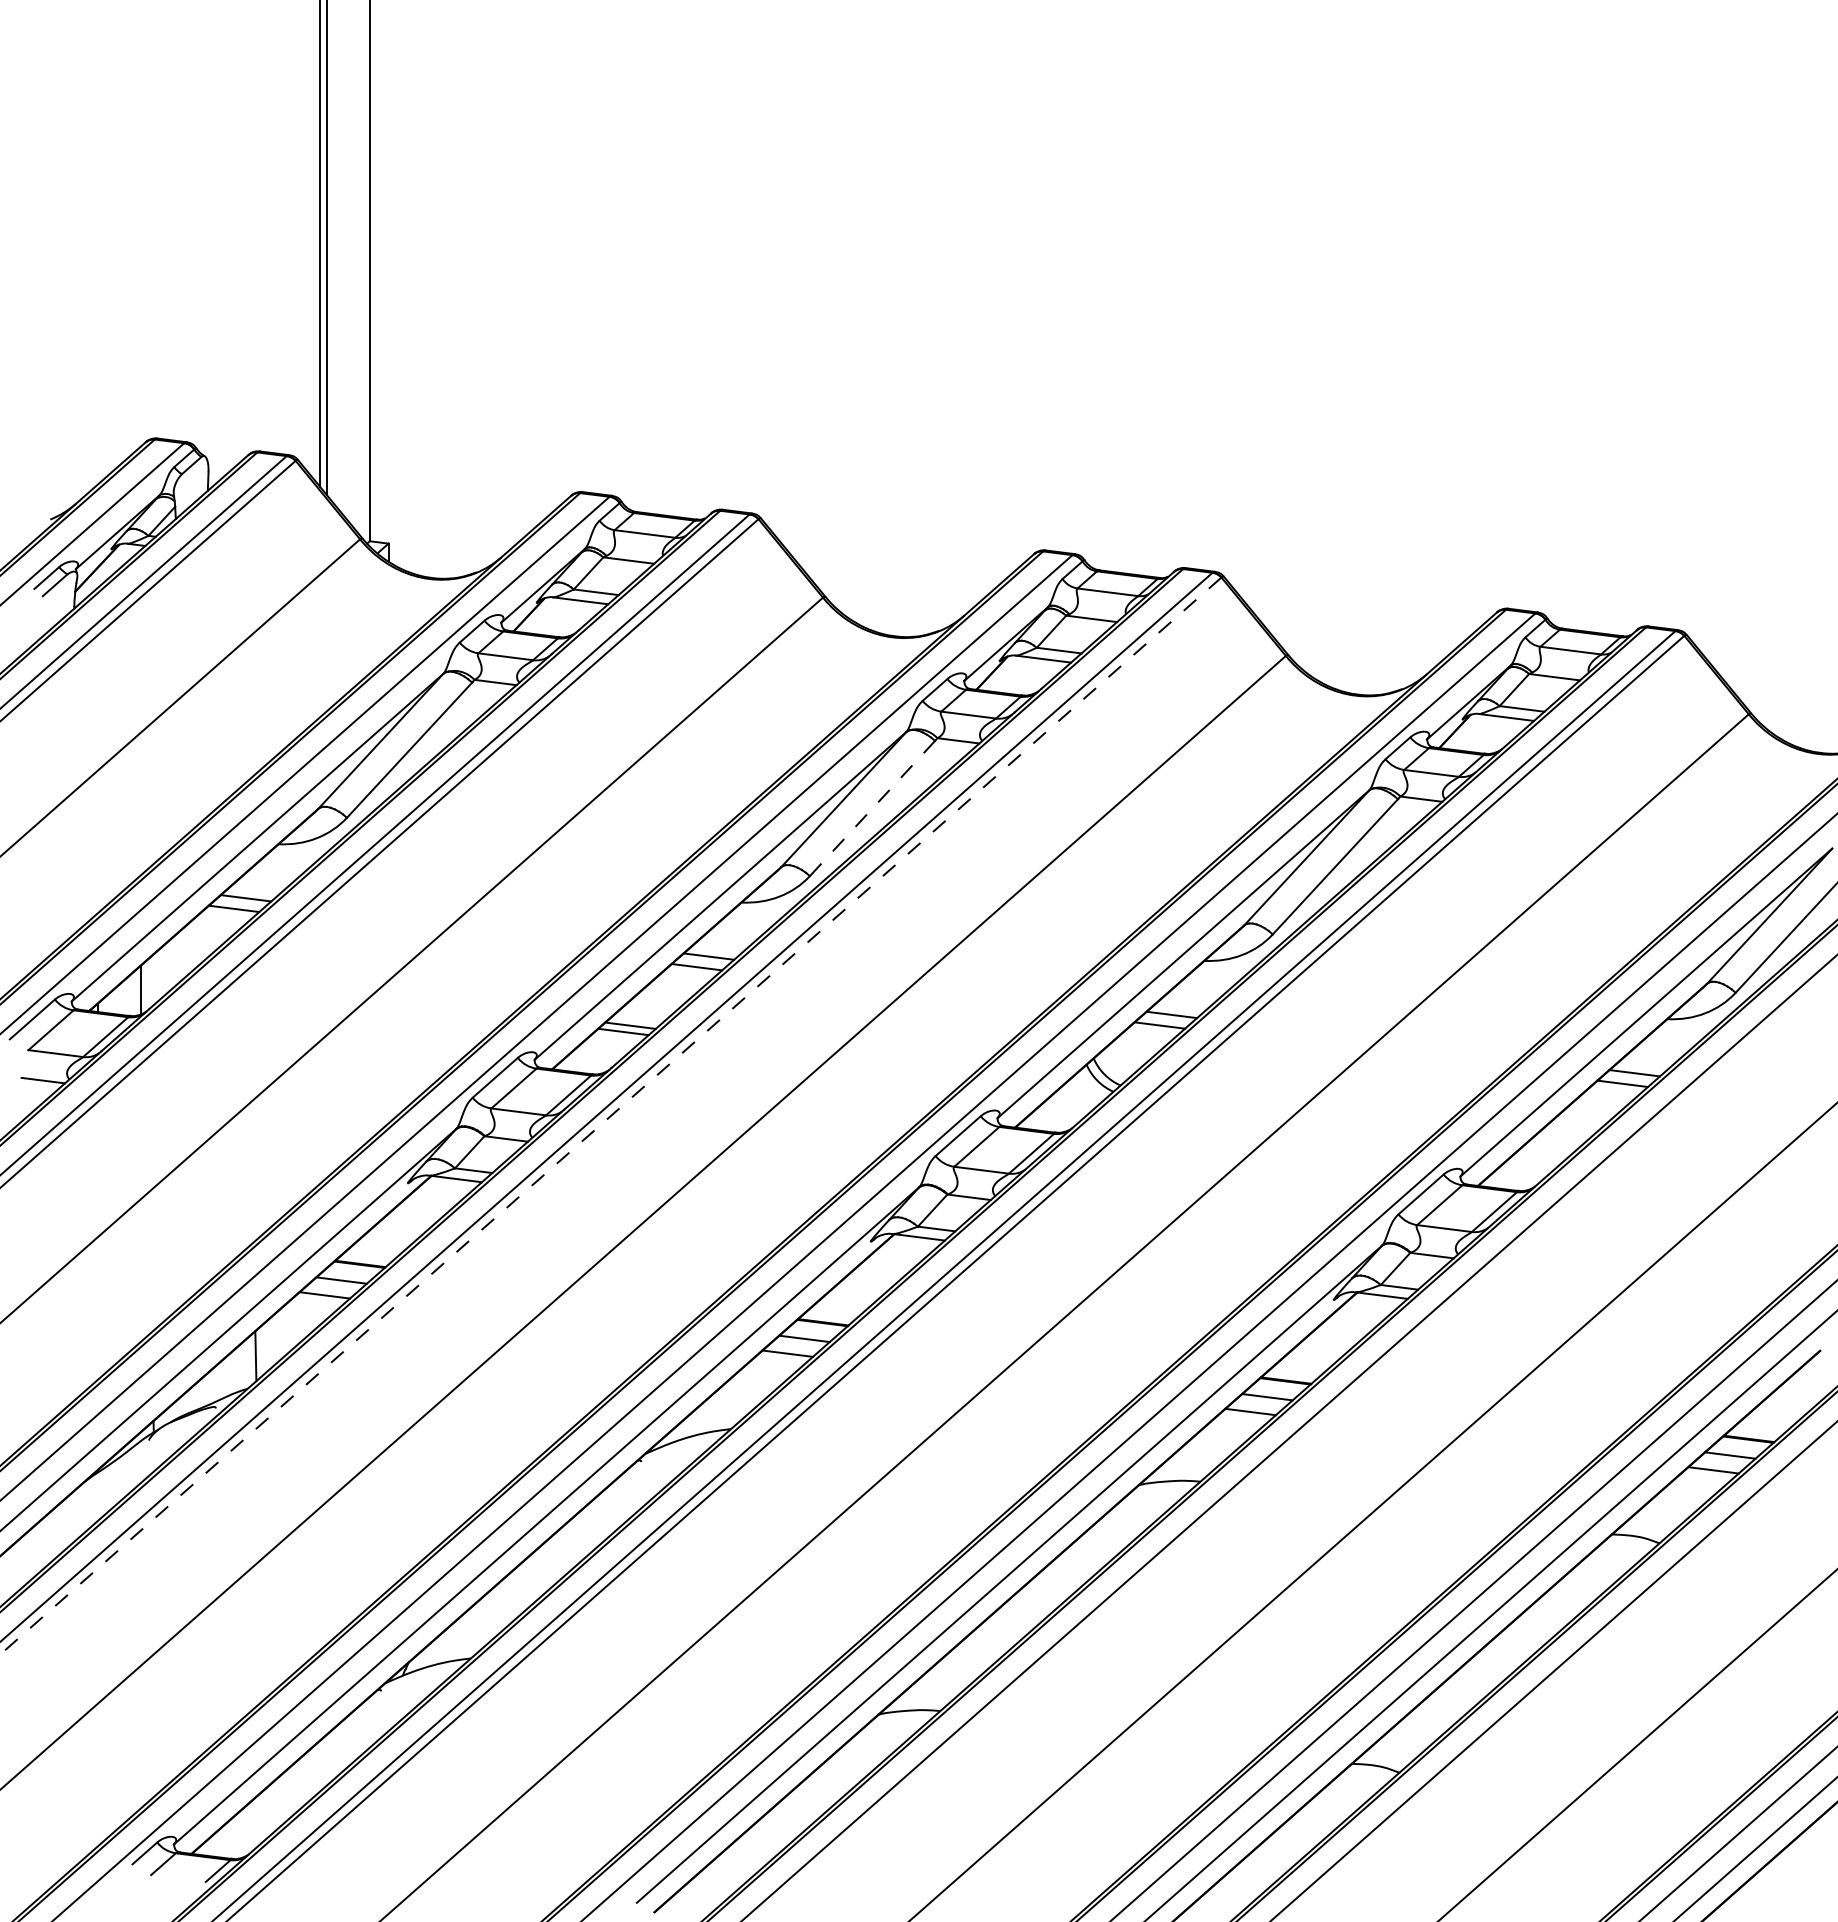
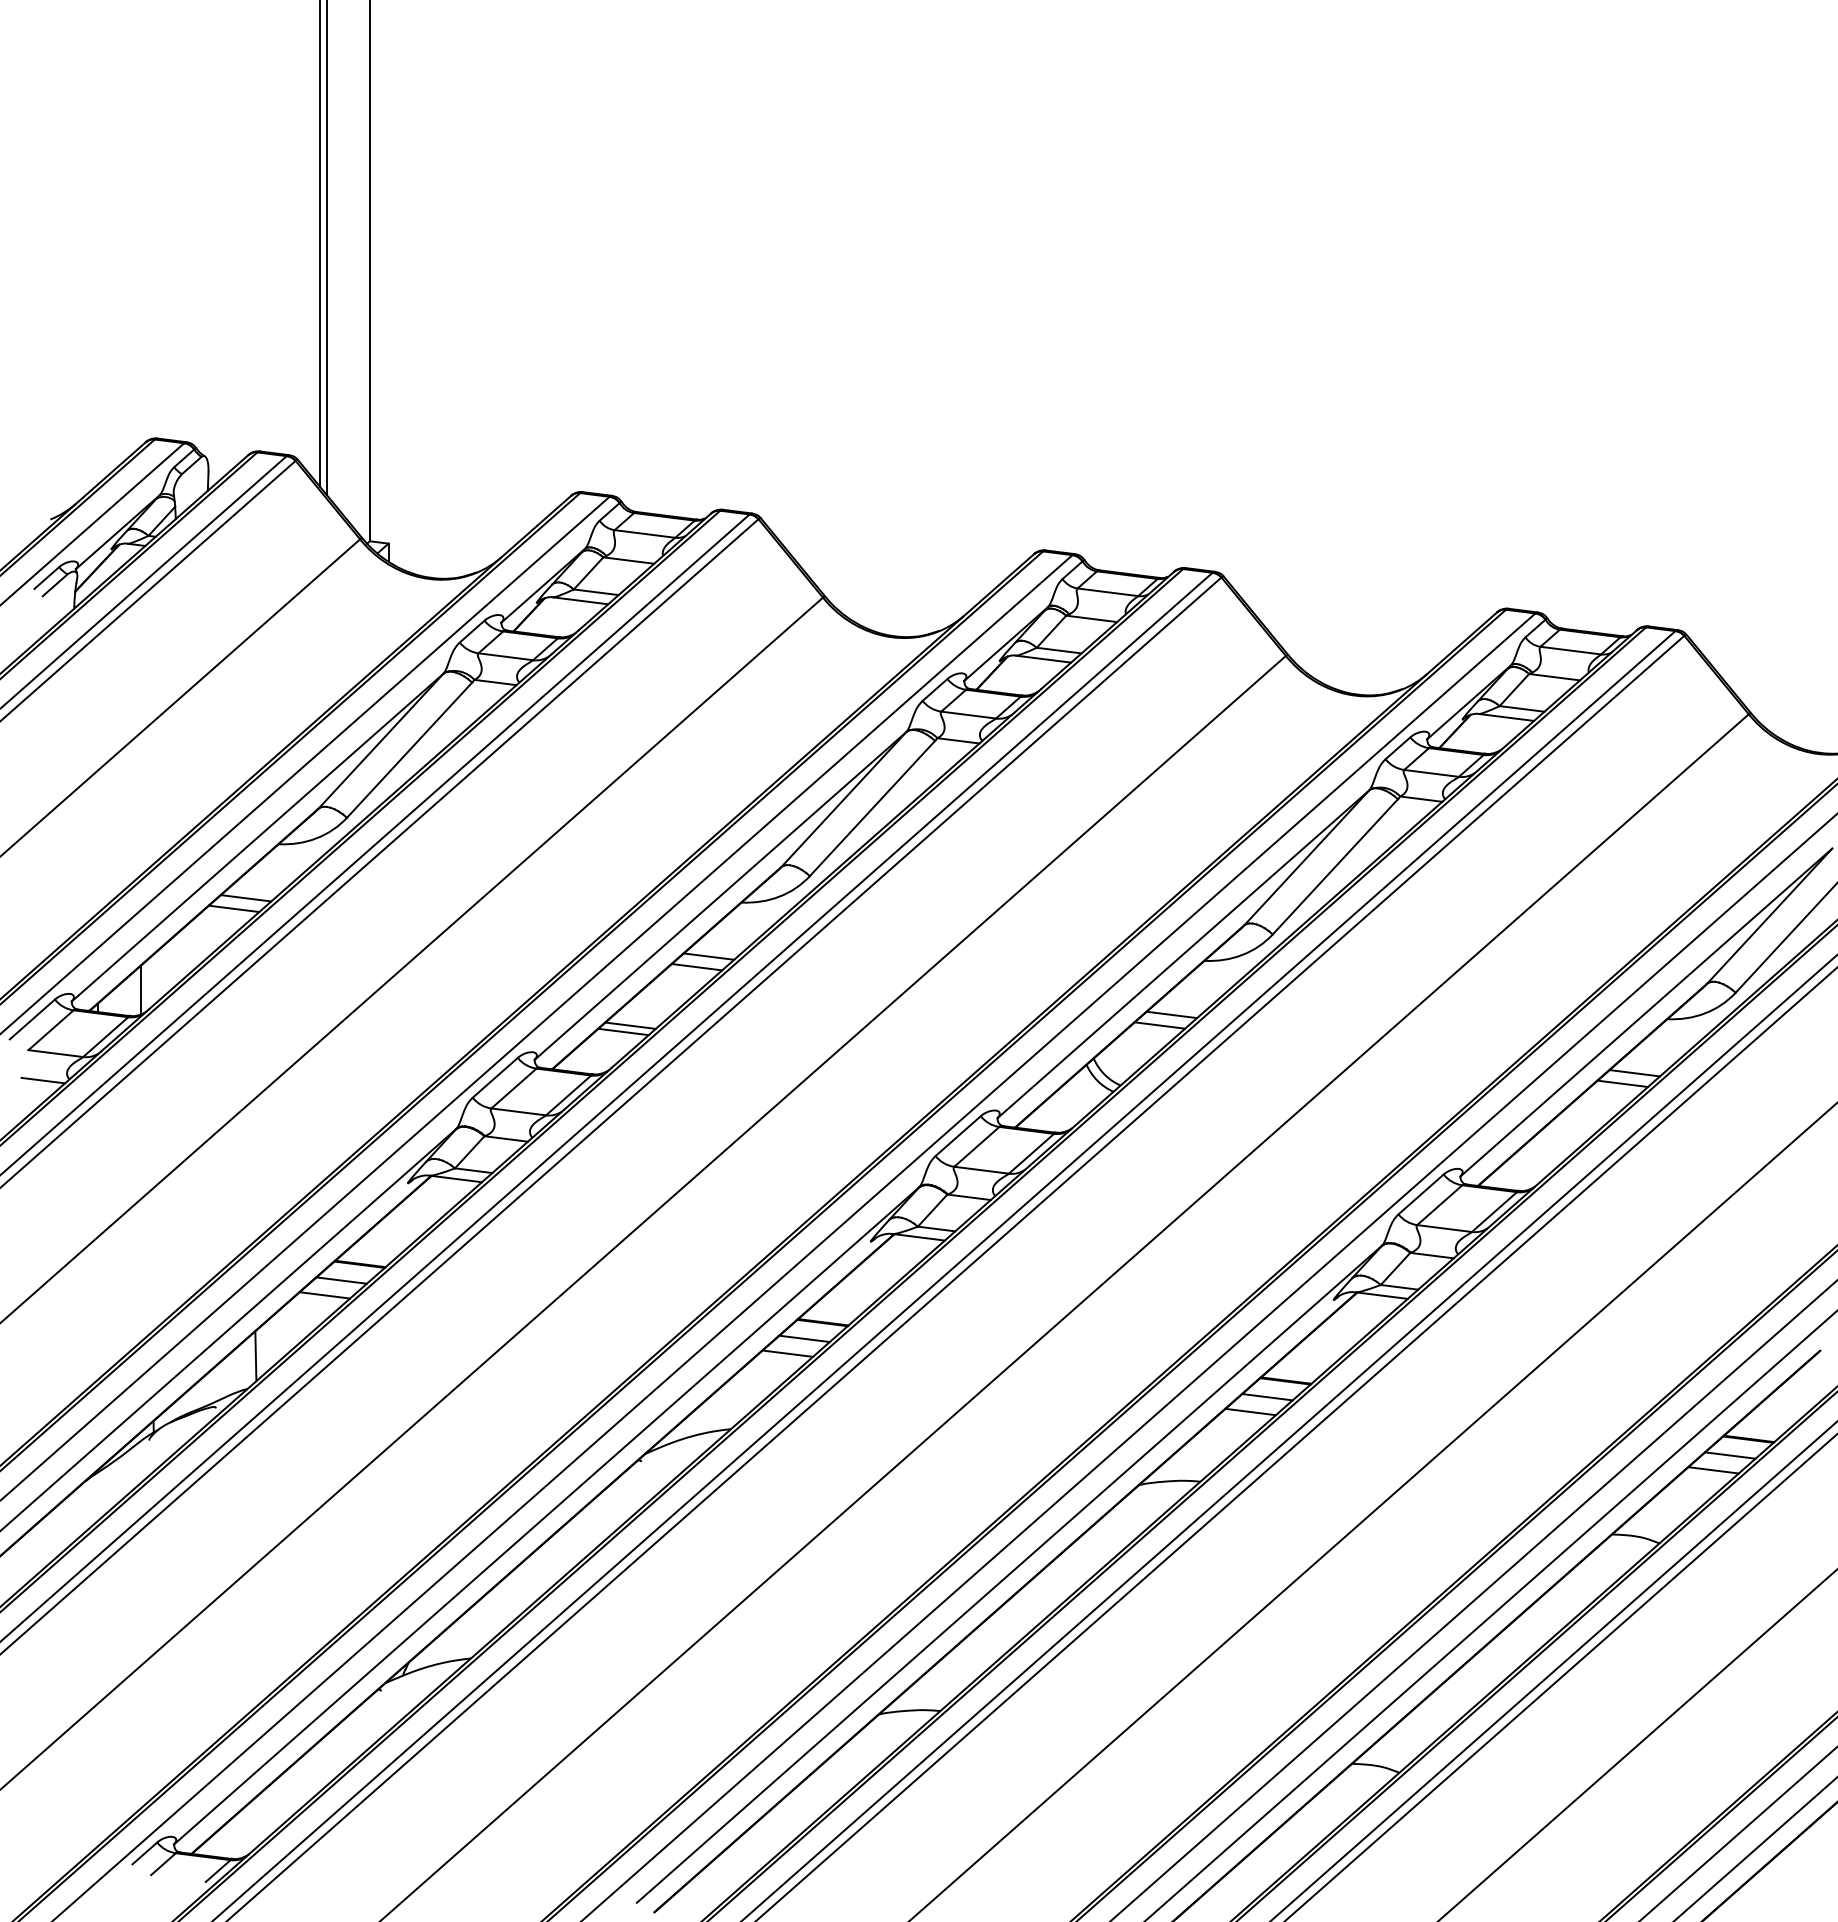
line: dashed -> solid (872, 808)
line: dashed -> solid (610, 1115)
line: none -> present (1296, 1444)
line: none -> present (1560, 1677)
